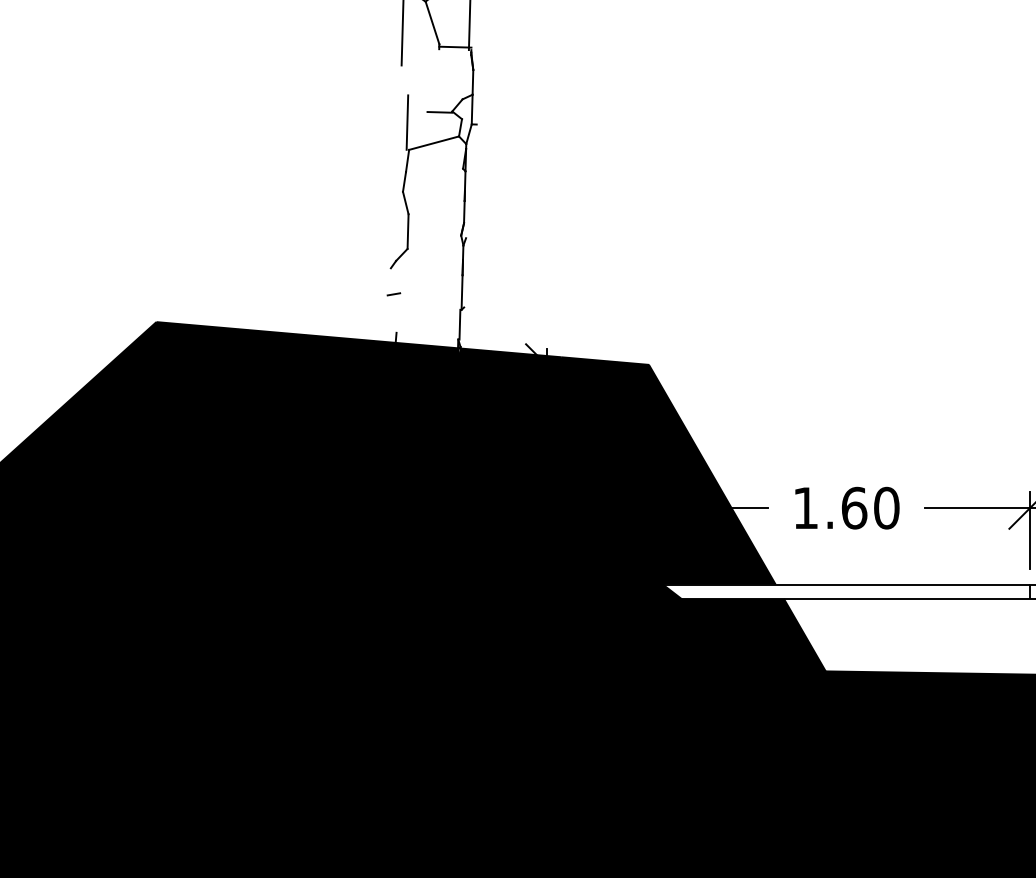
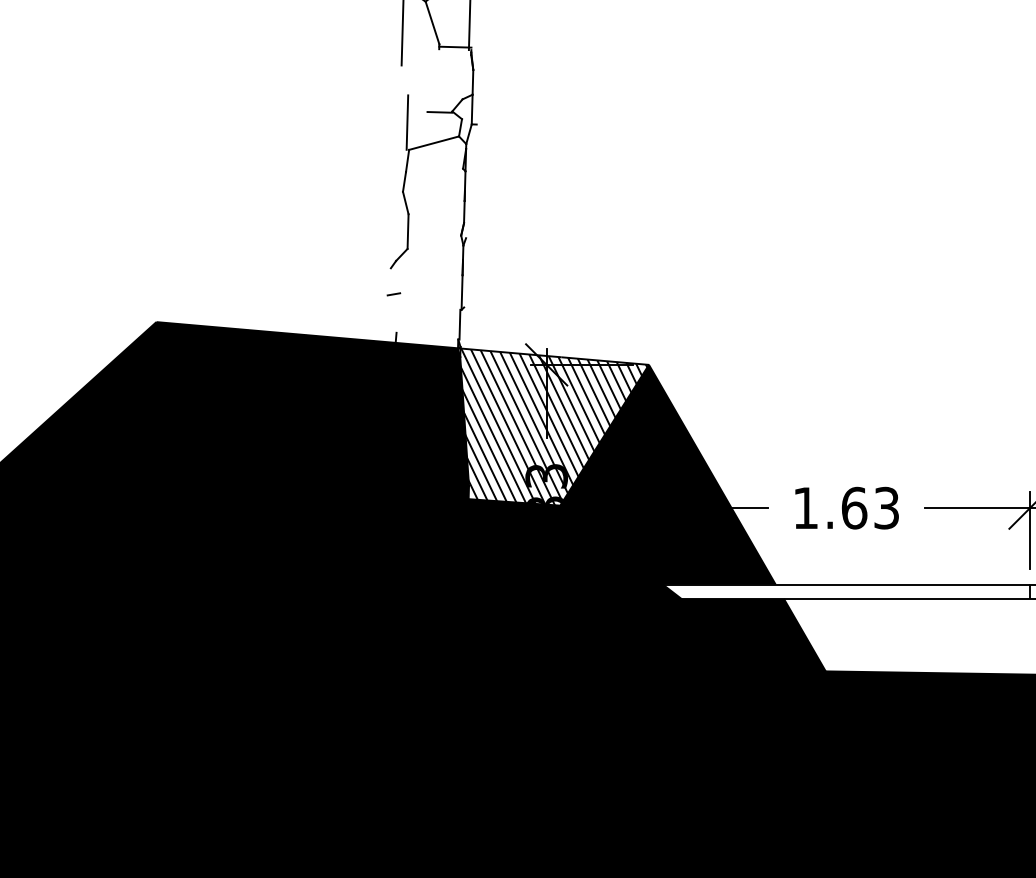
fill: present -> none (554, 426)
text: 1.60 -> 1.63 (886, 507)
